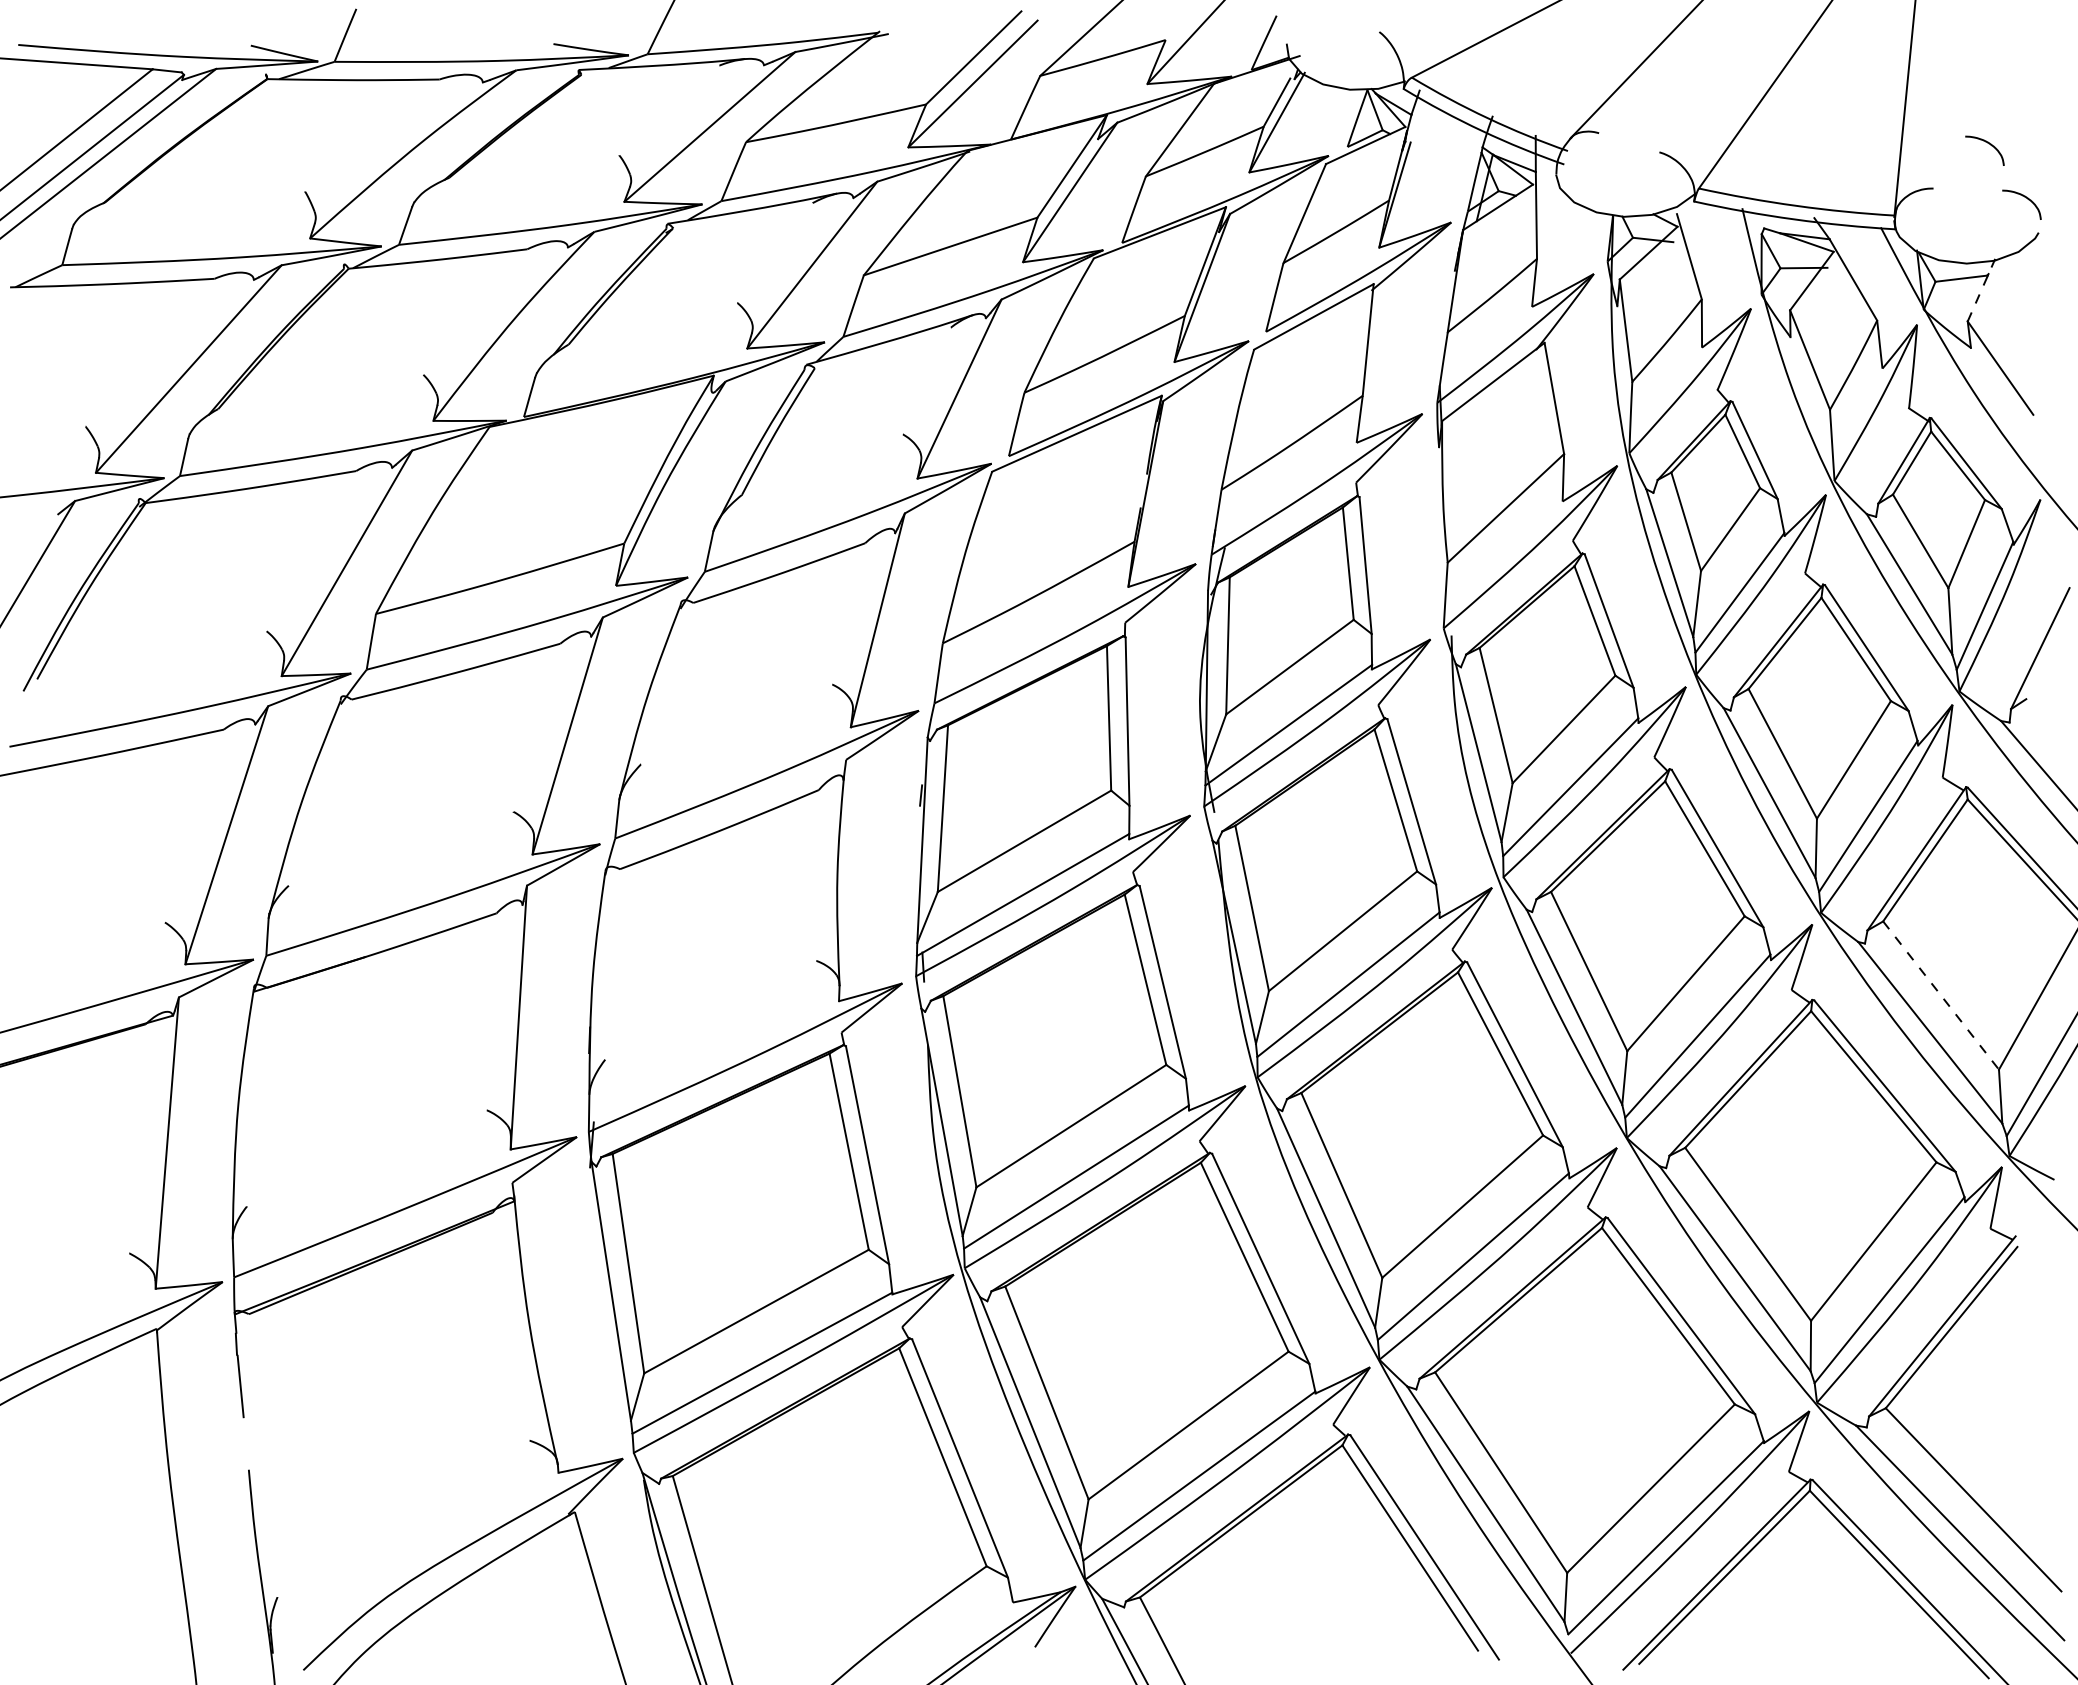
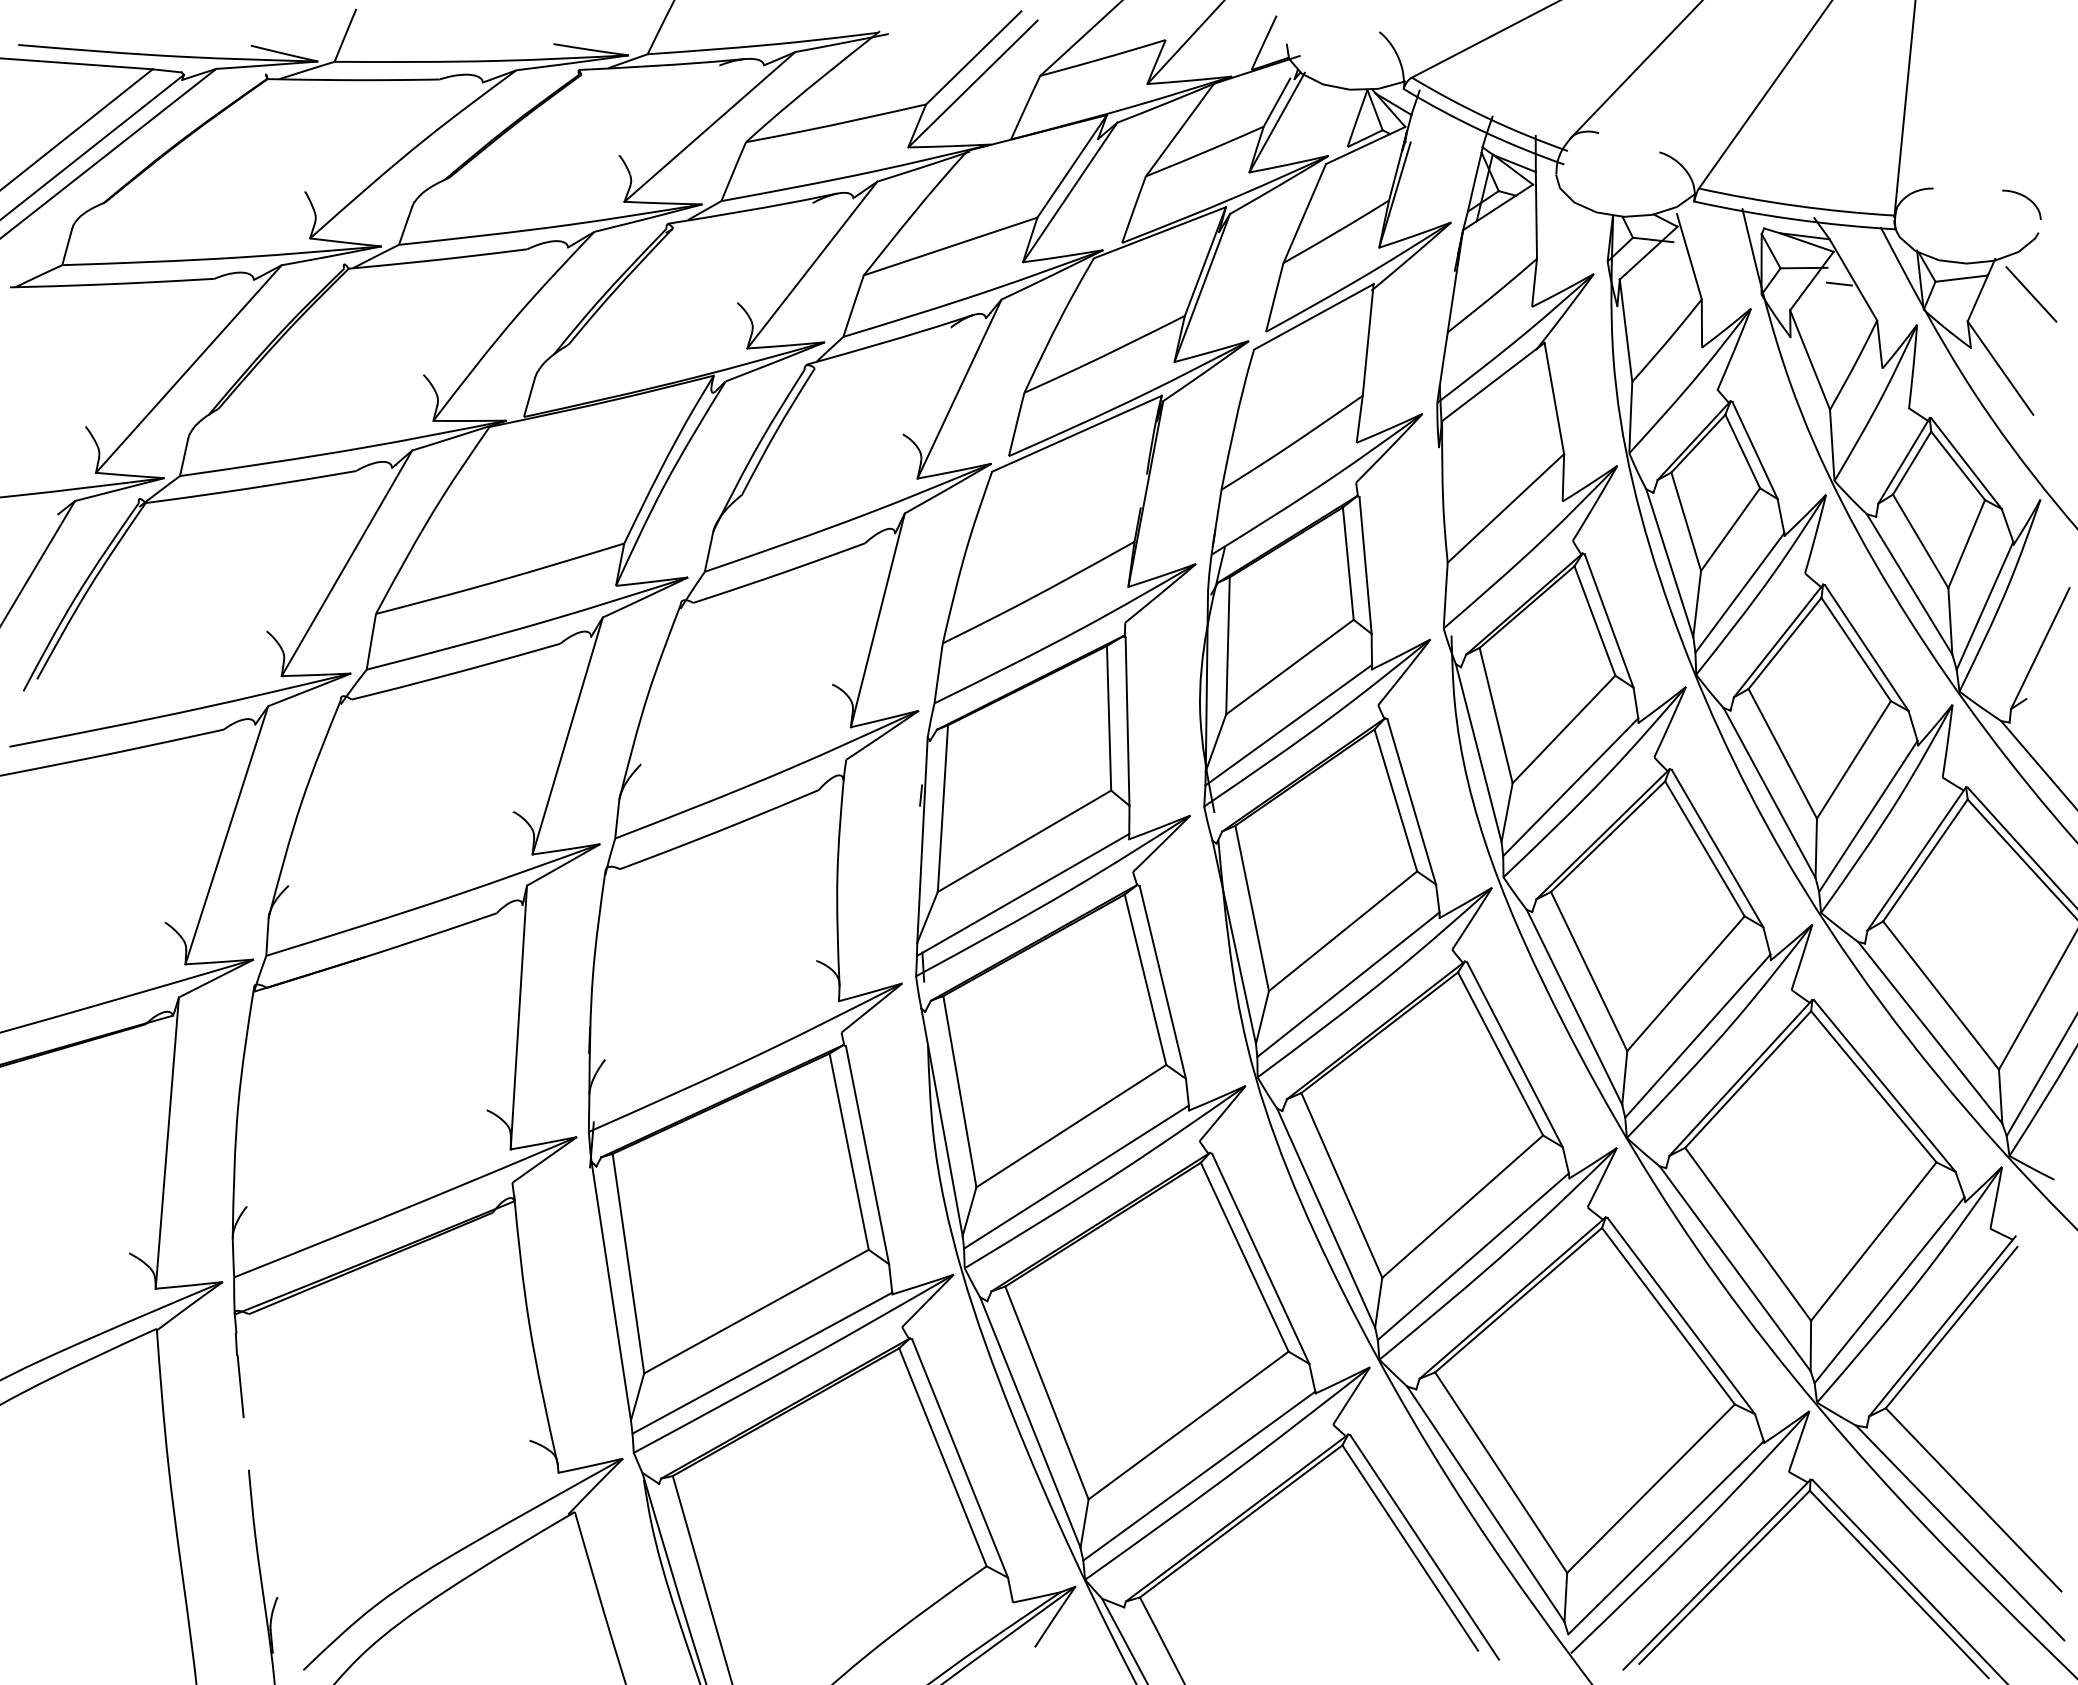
curve: present -> none (1987, 143)
line: none -> present (1838, 283)
line: dashed -> solid (1981, 289)
line: none -> present (2031, 294)
line: dashed -> solid (1941, 995)
